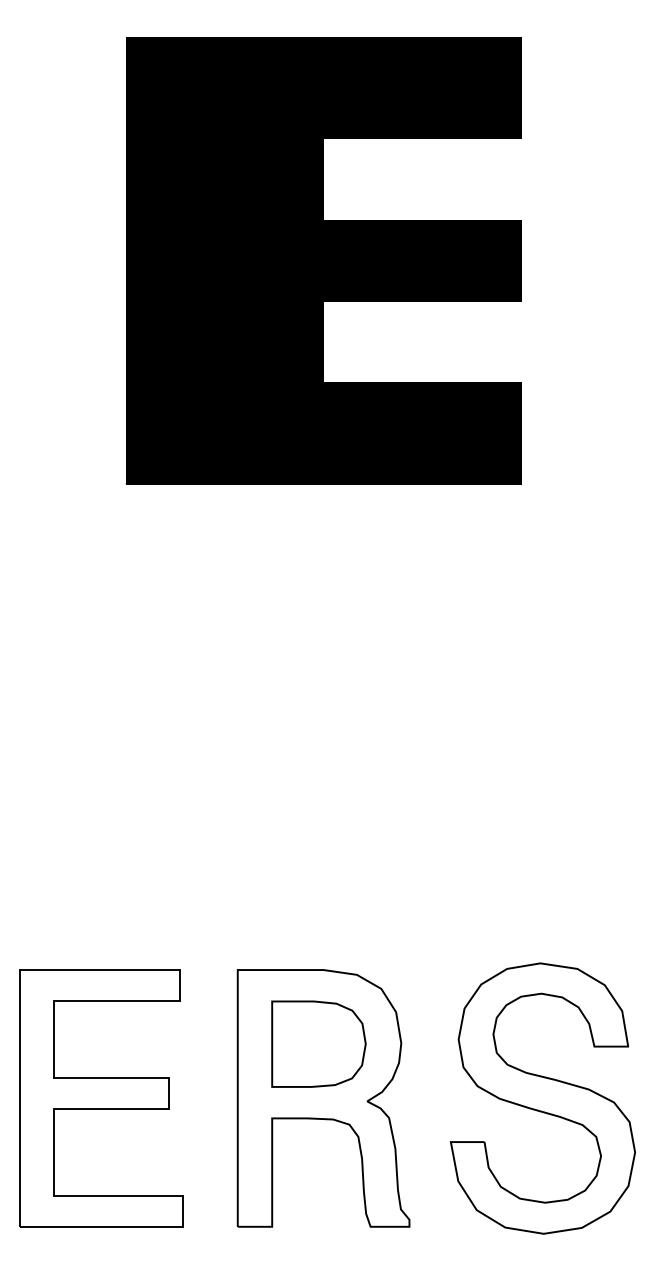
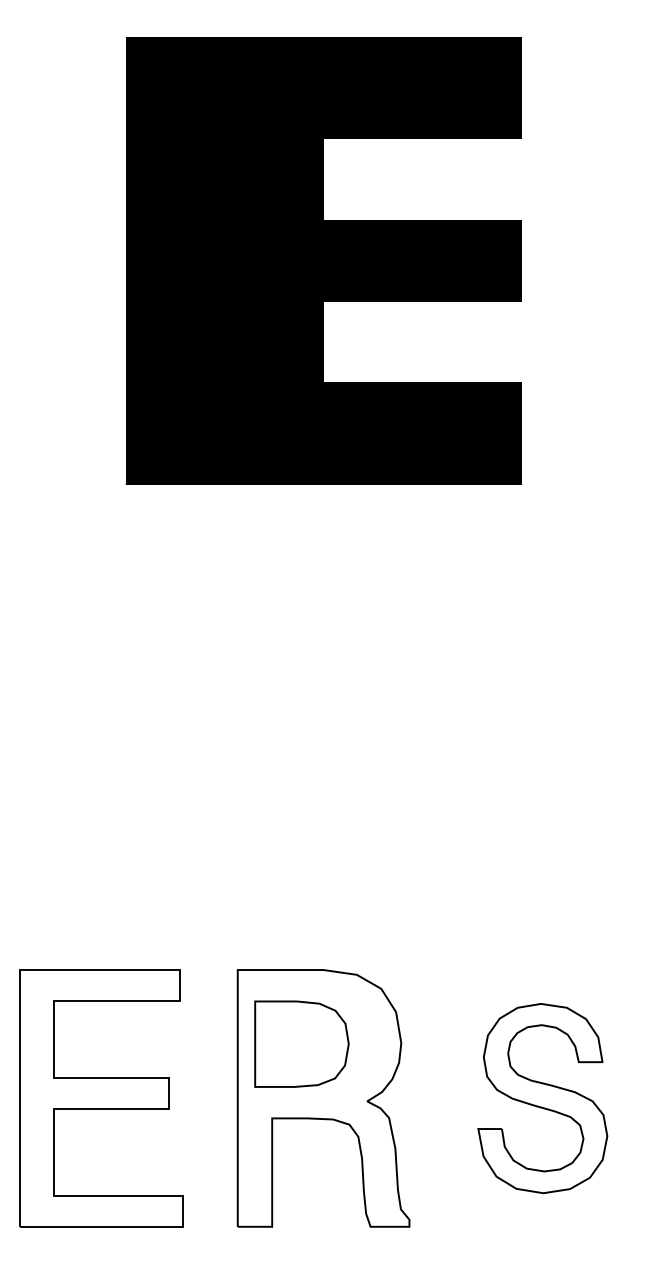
part position: (318, 1043) -> (301, 1043) (301, 1043)
part size: 187x273 px -> 132x192 px (542, 1098)
